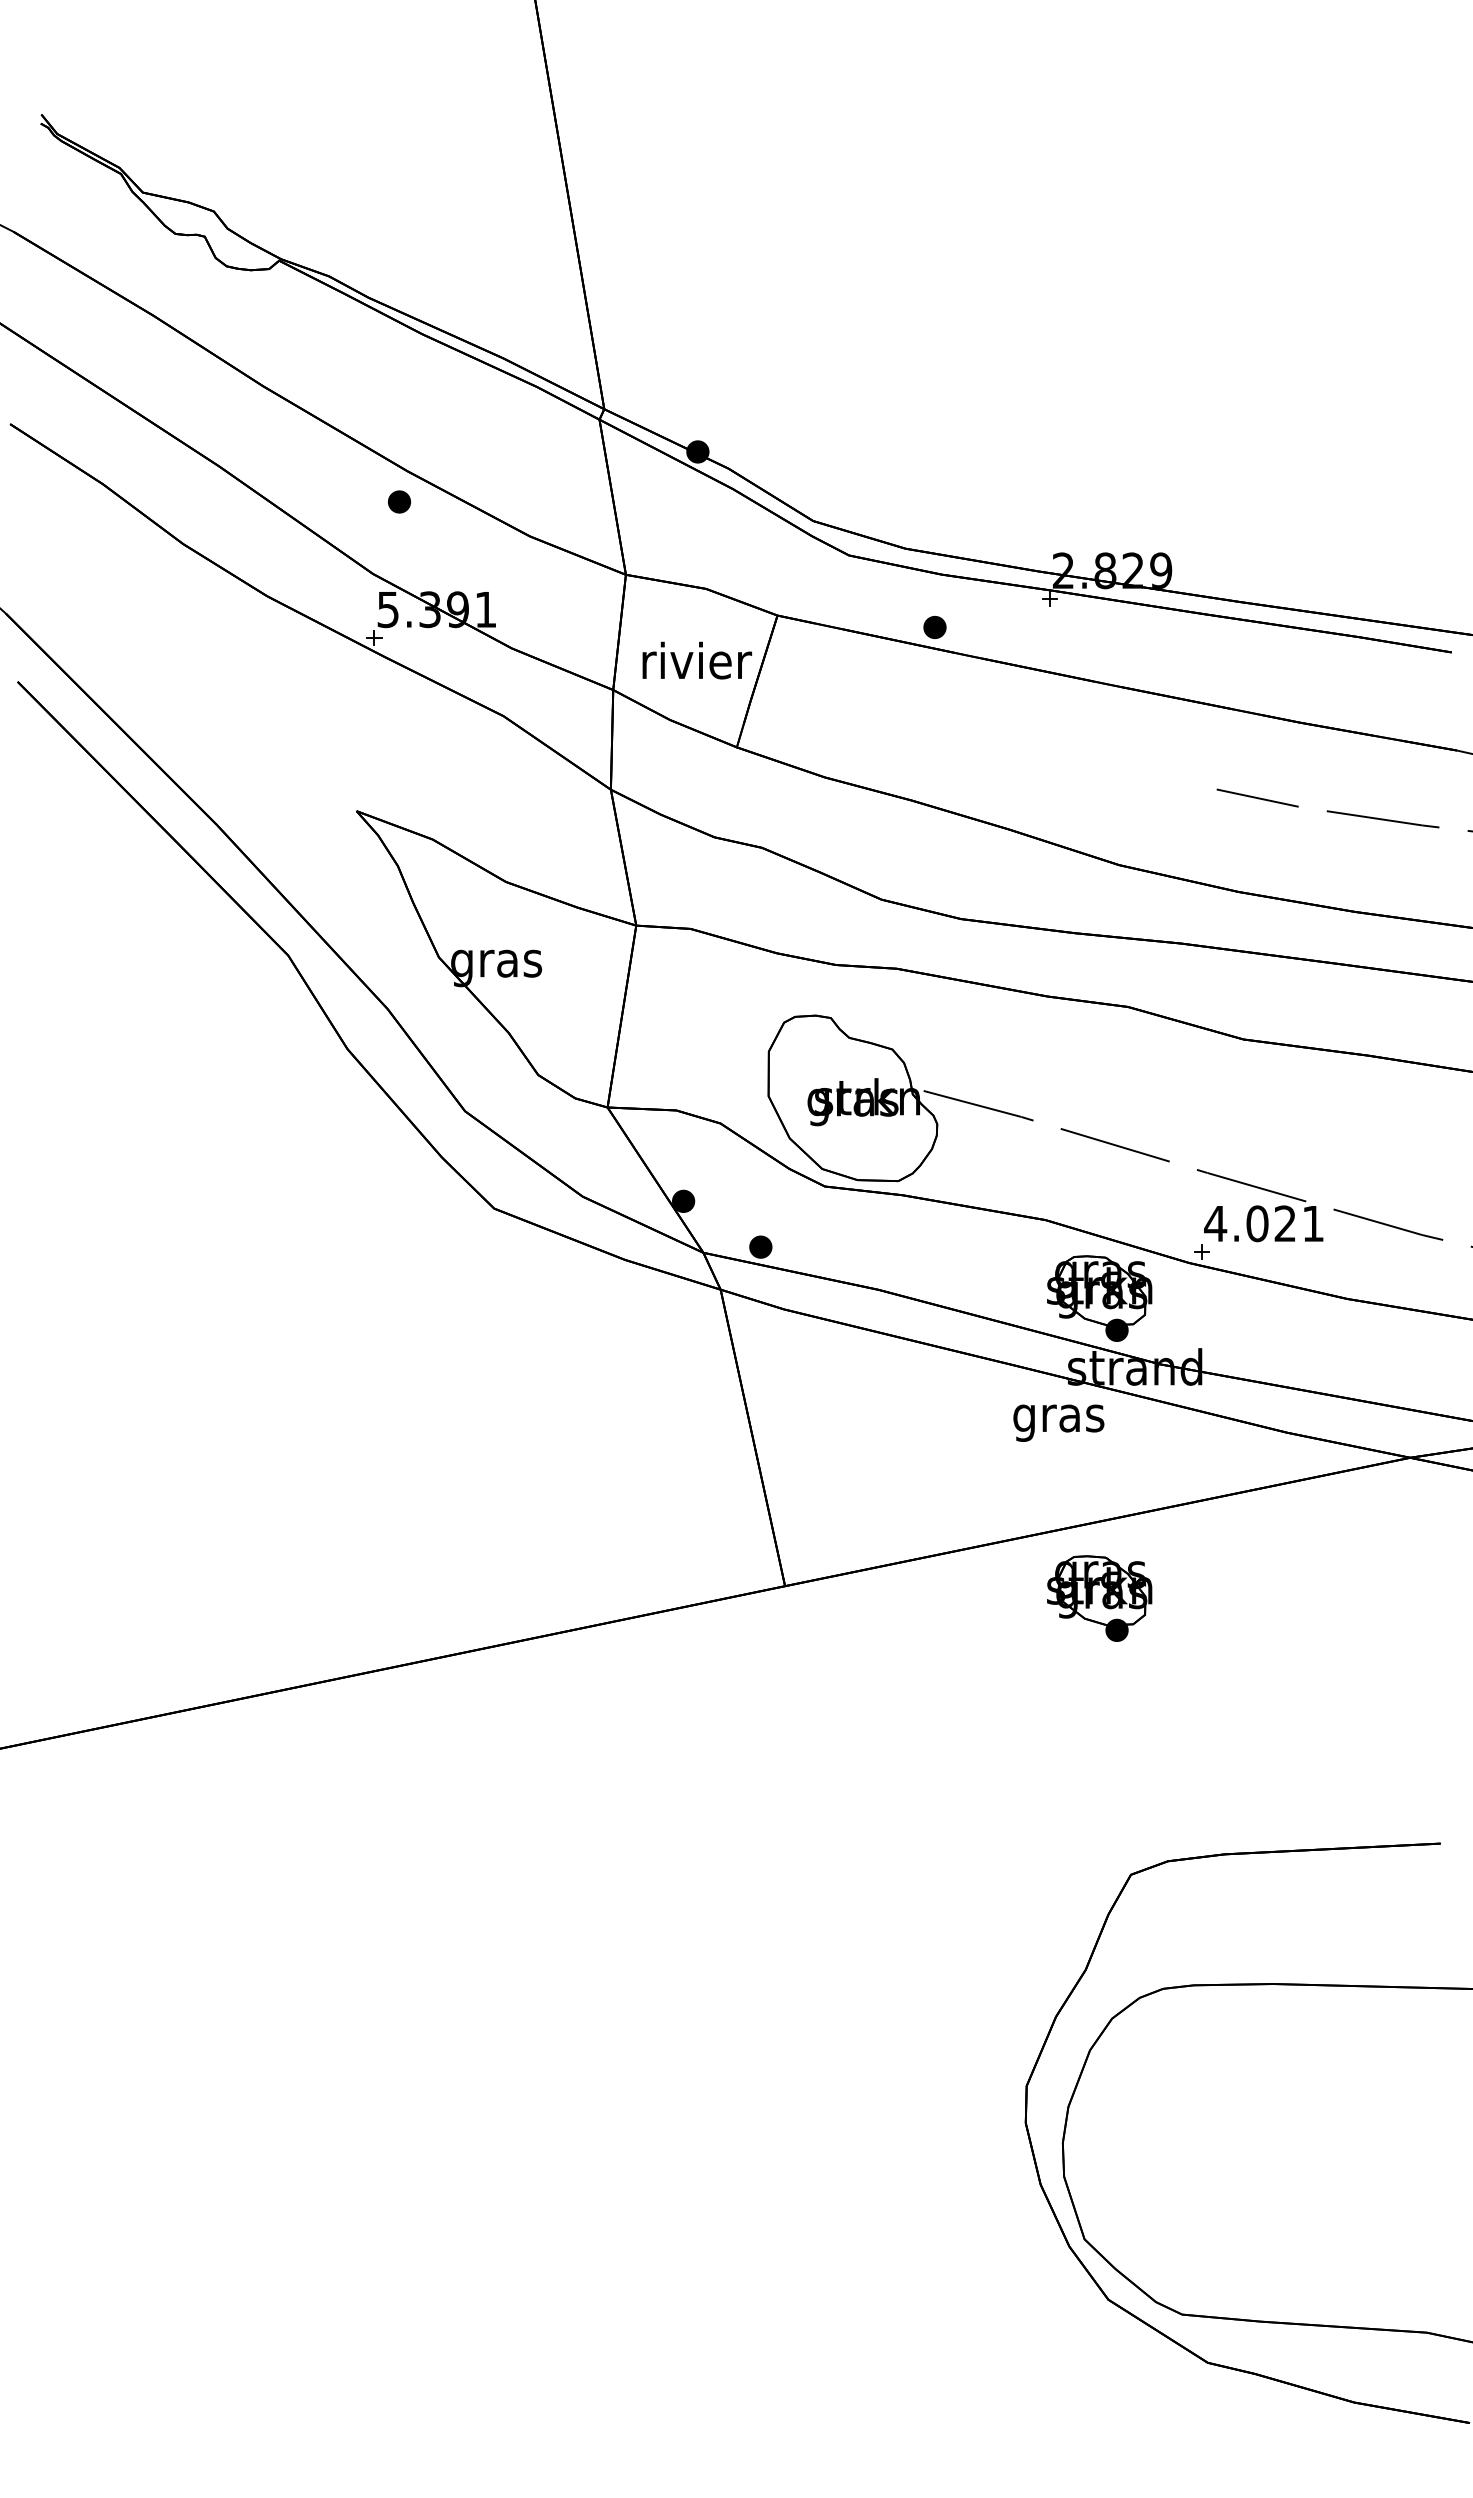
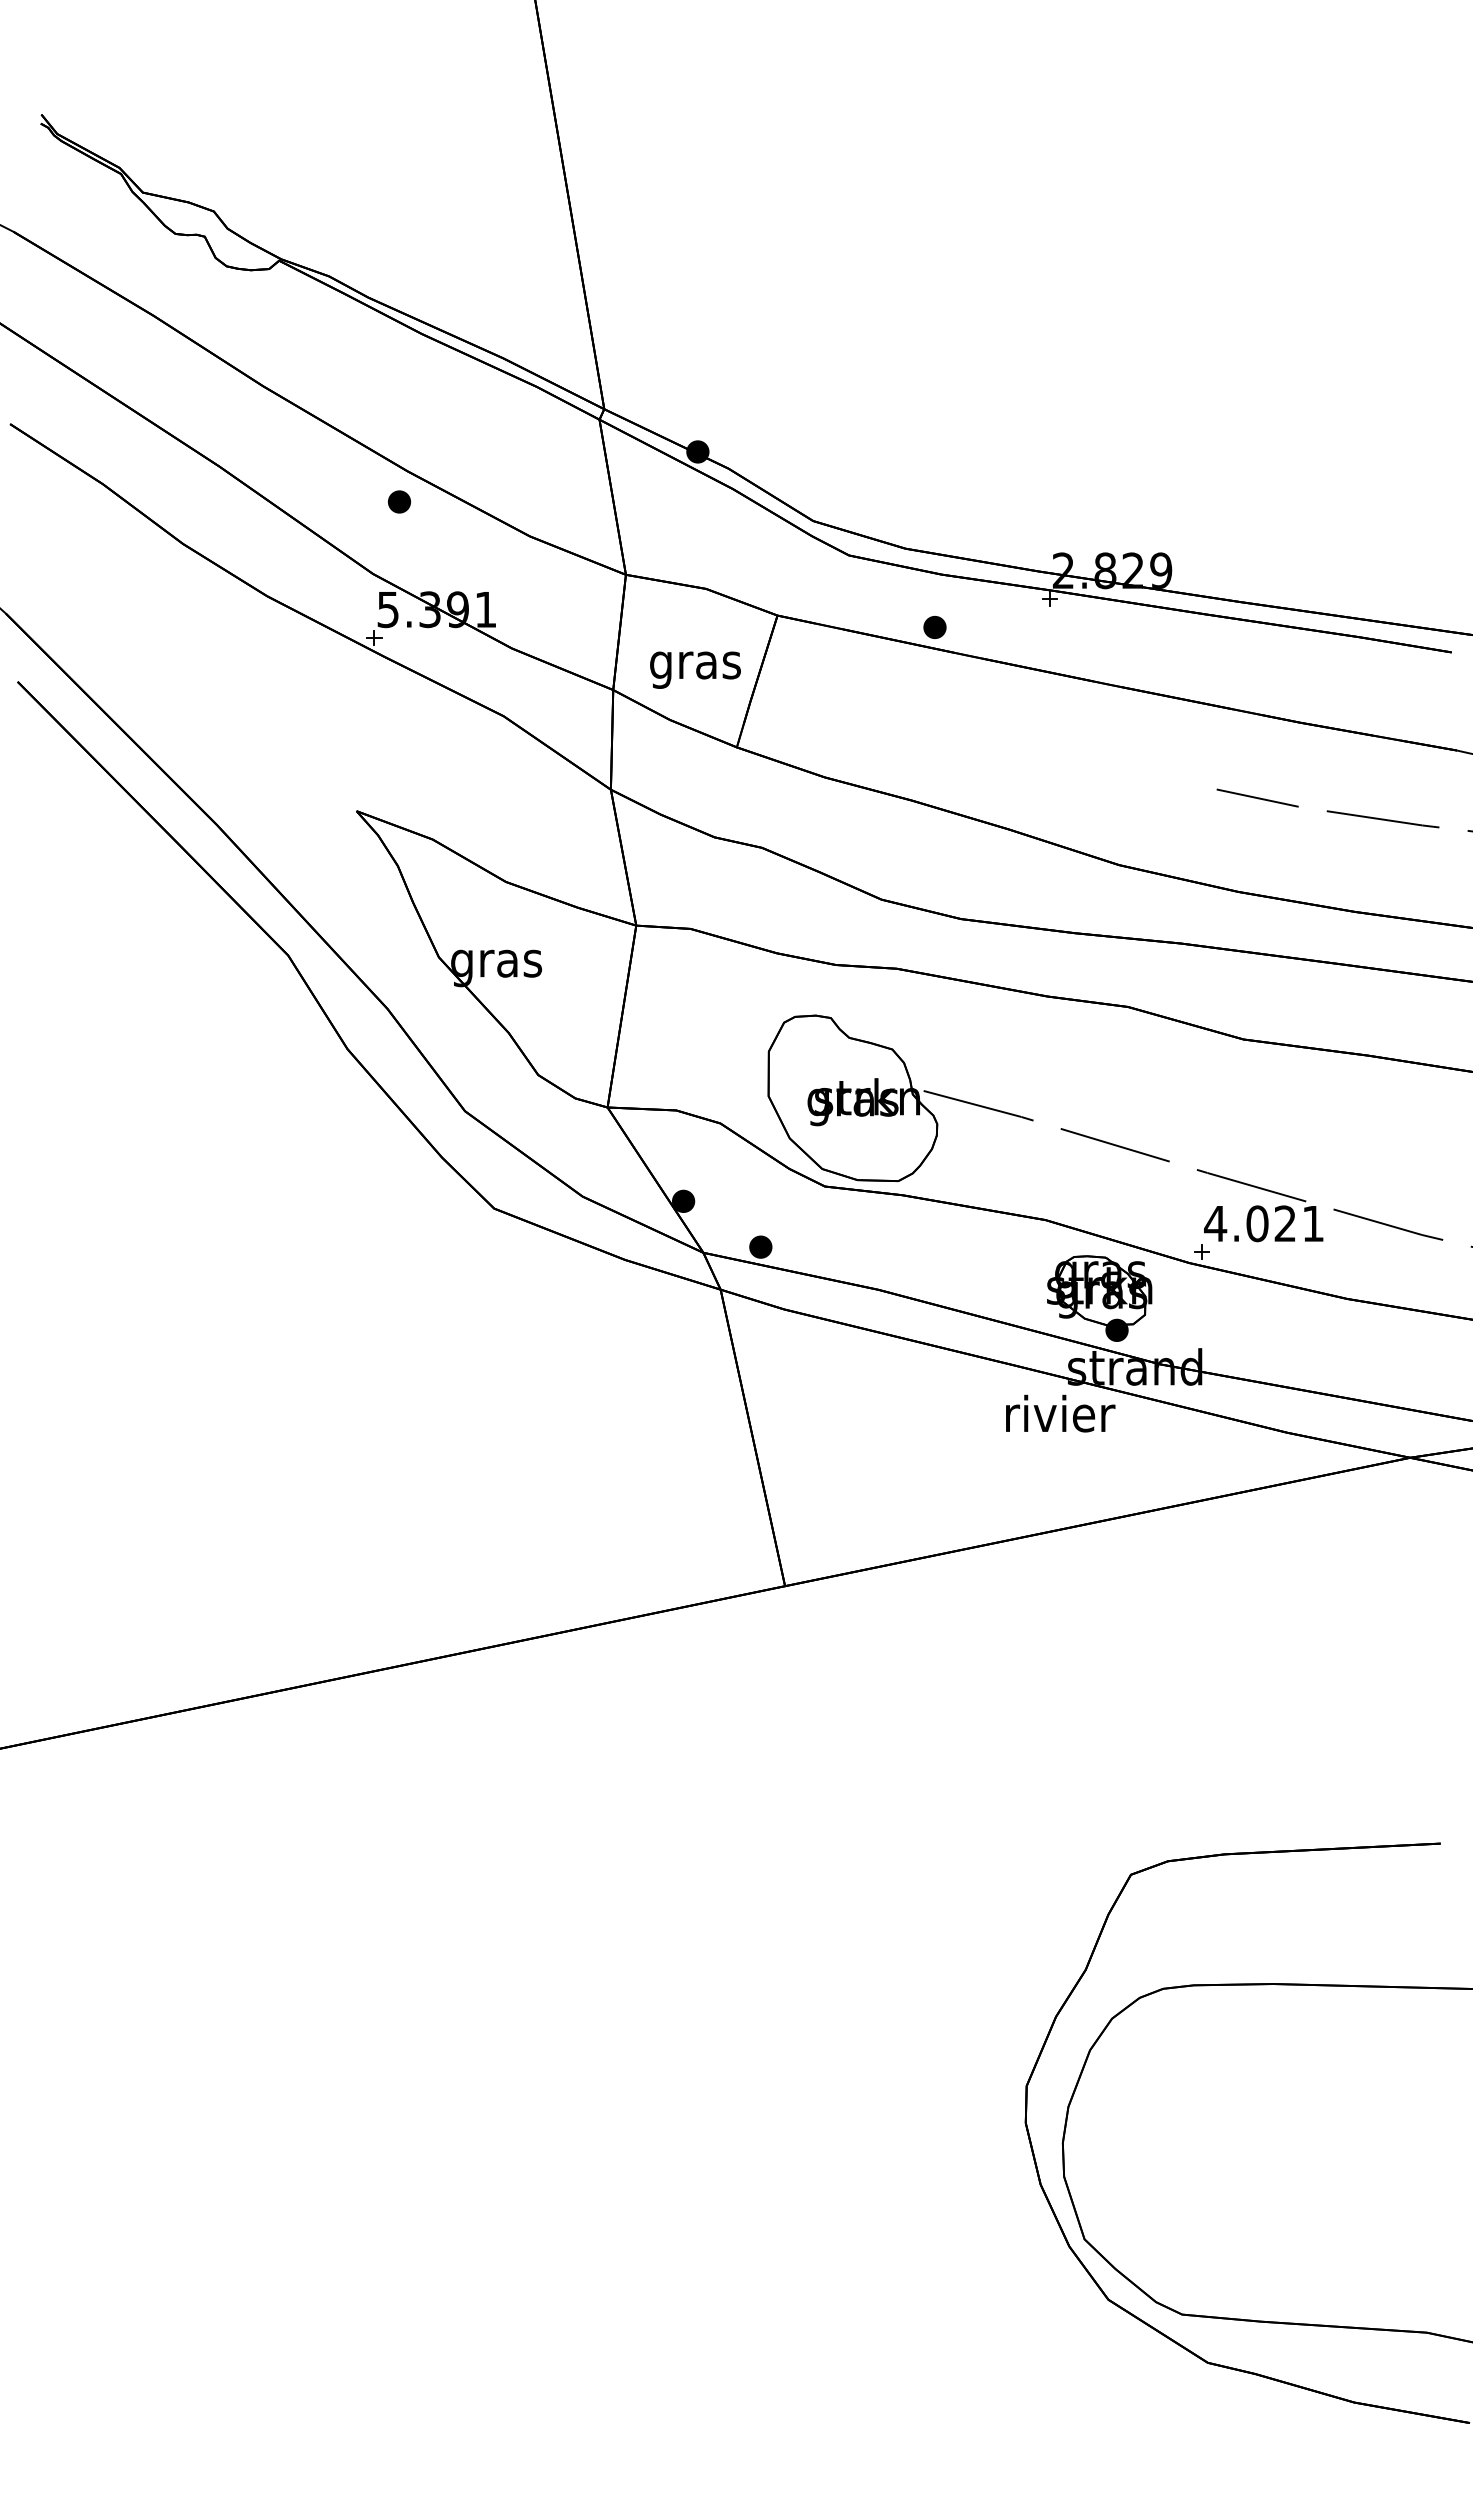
text: rivier -> gras (697, 664)
text: gras -> rivier (1060, 1417)
part: present -> none (1099, 1598)
